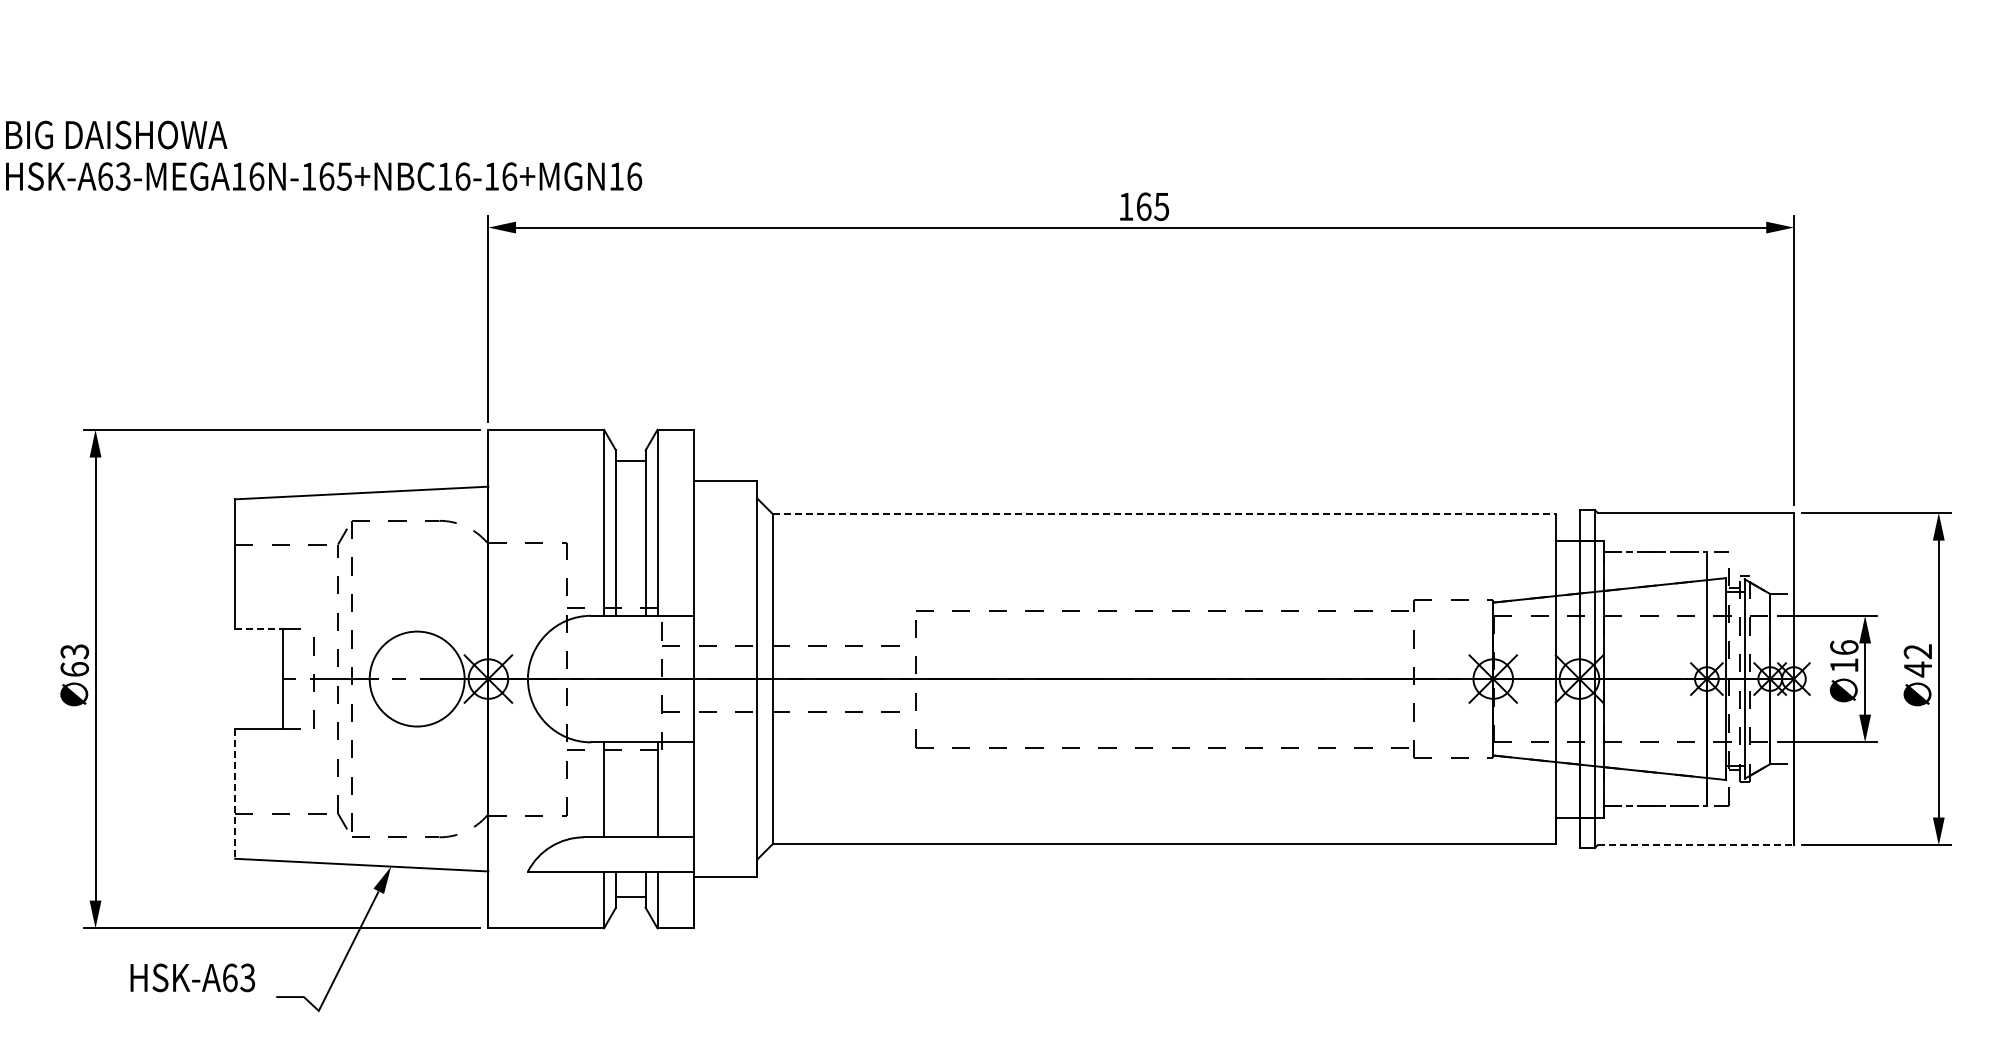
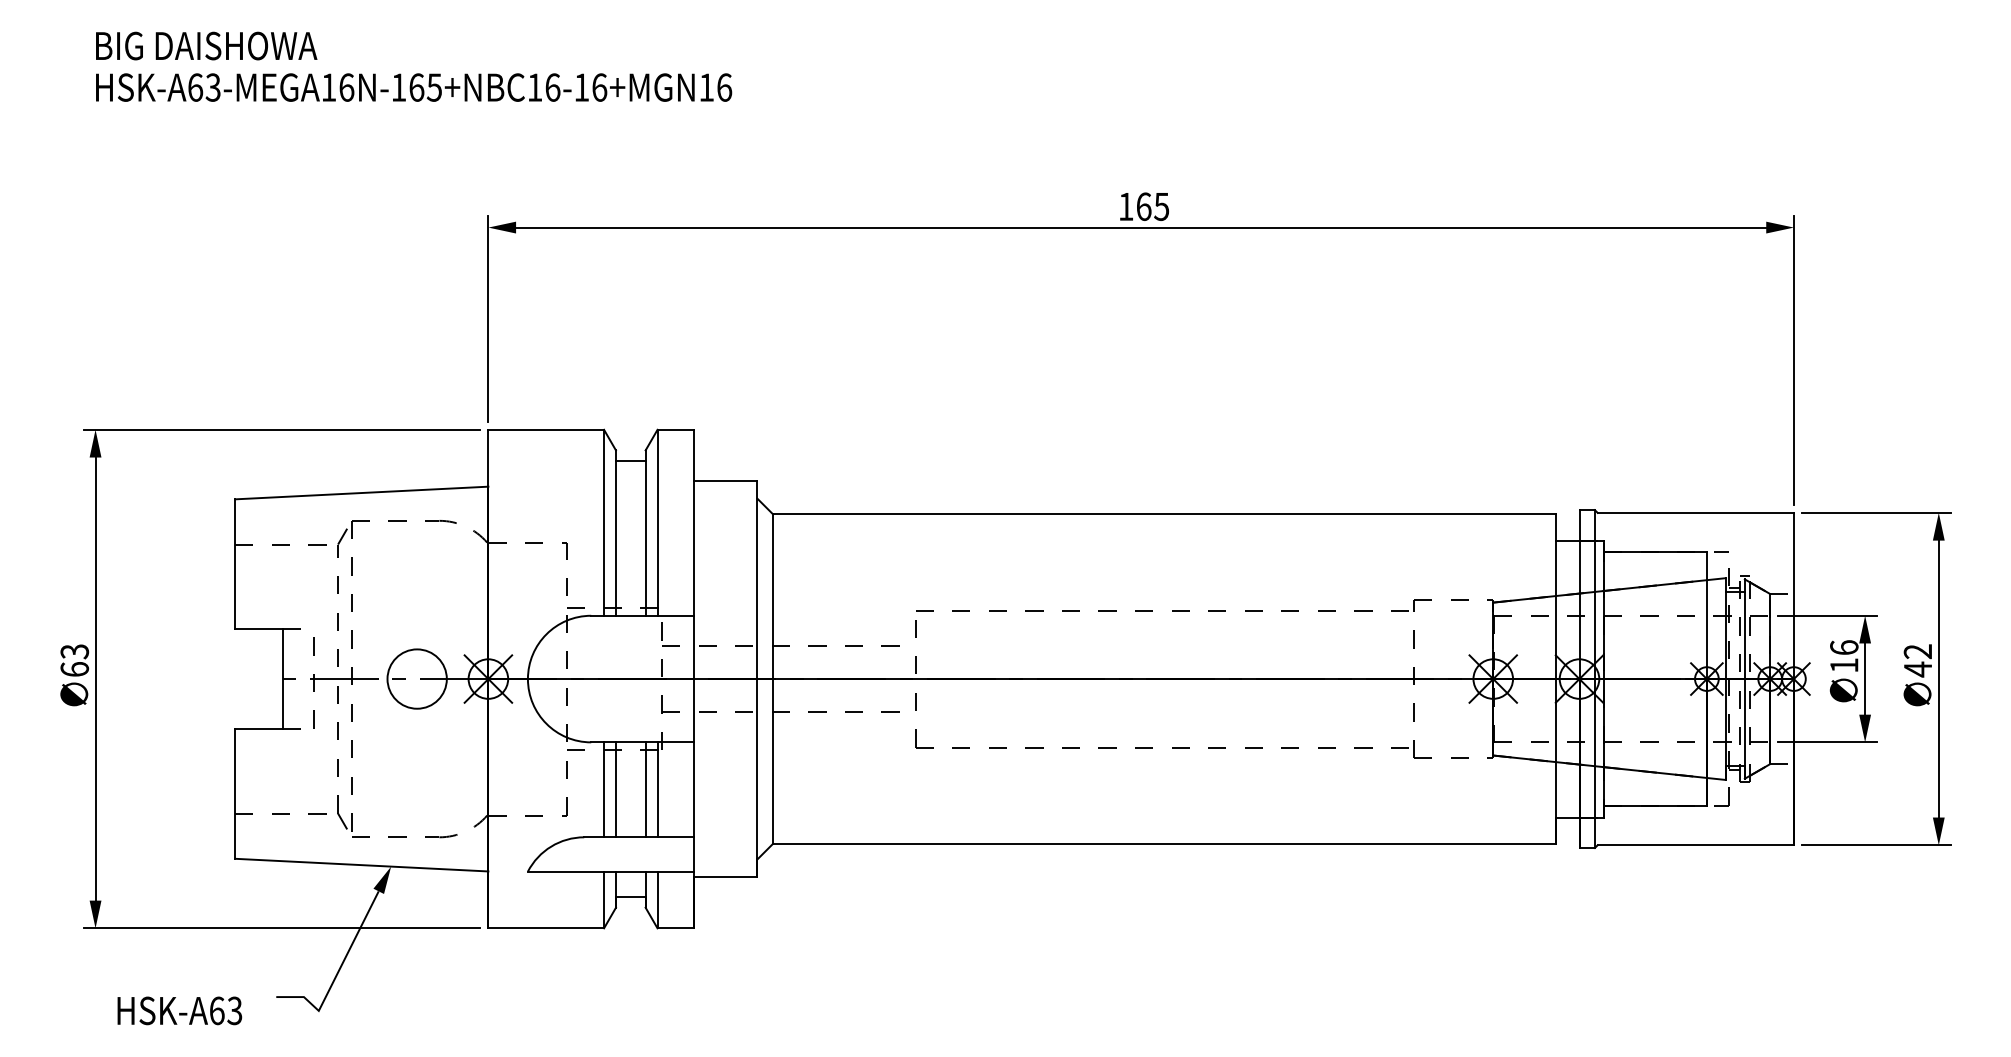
text position: (324, 155) -> (414, 66) (414, 66)
line: dashed -> solid (1165, 514)
line: dashed -> solid (1655, 552)
line: dashed -> solid (258, 629)
circle diameter: 95 px -> 59 px (416, 678)
line: none -> present (615, 789)
line: none -> present (645, 789)
line: dashed -> solid (235, 794)
line: dashed -> solid (1655, 805)
line: dashed -> solid (1696, 845)
text position: (192, 977) -> (179, 1010) (179, 1010)
